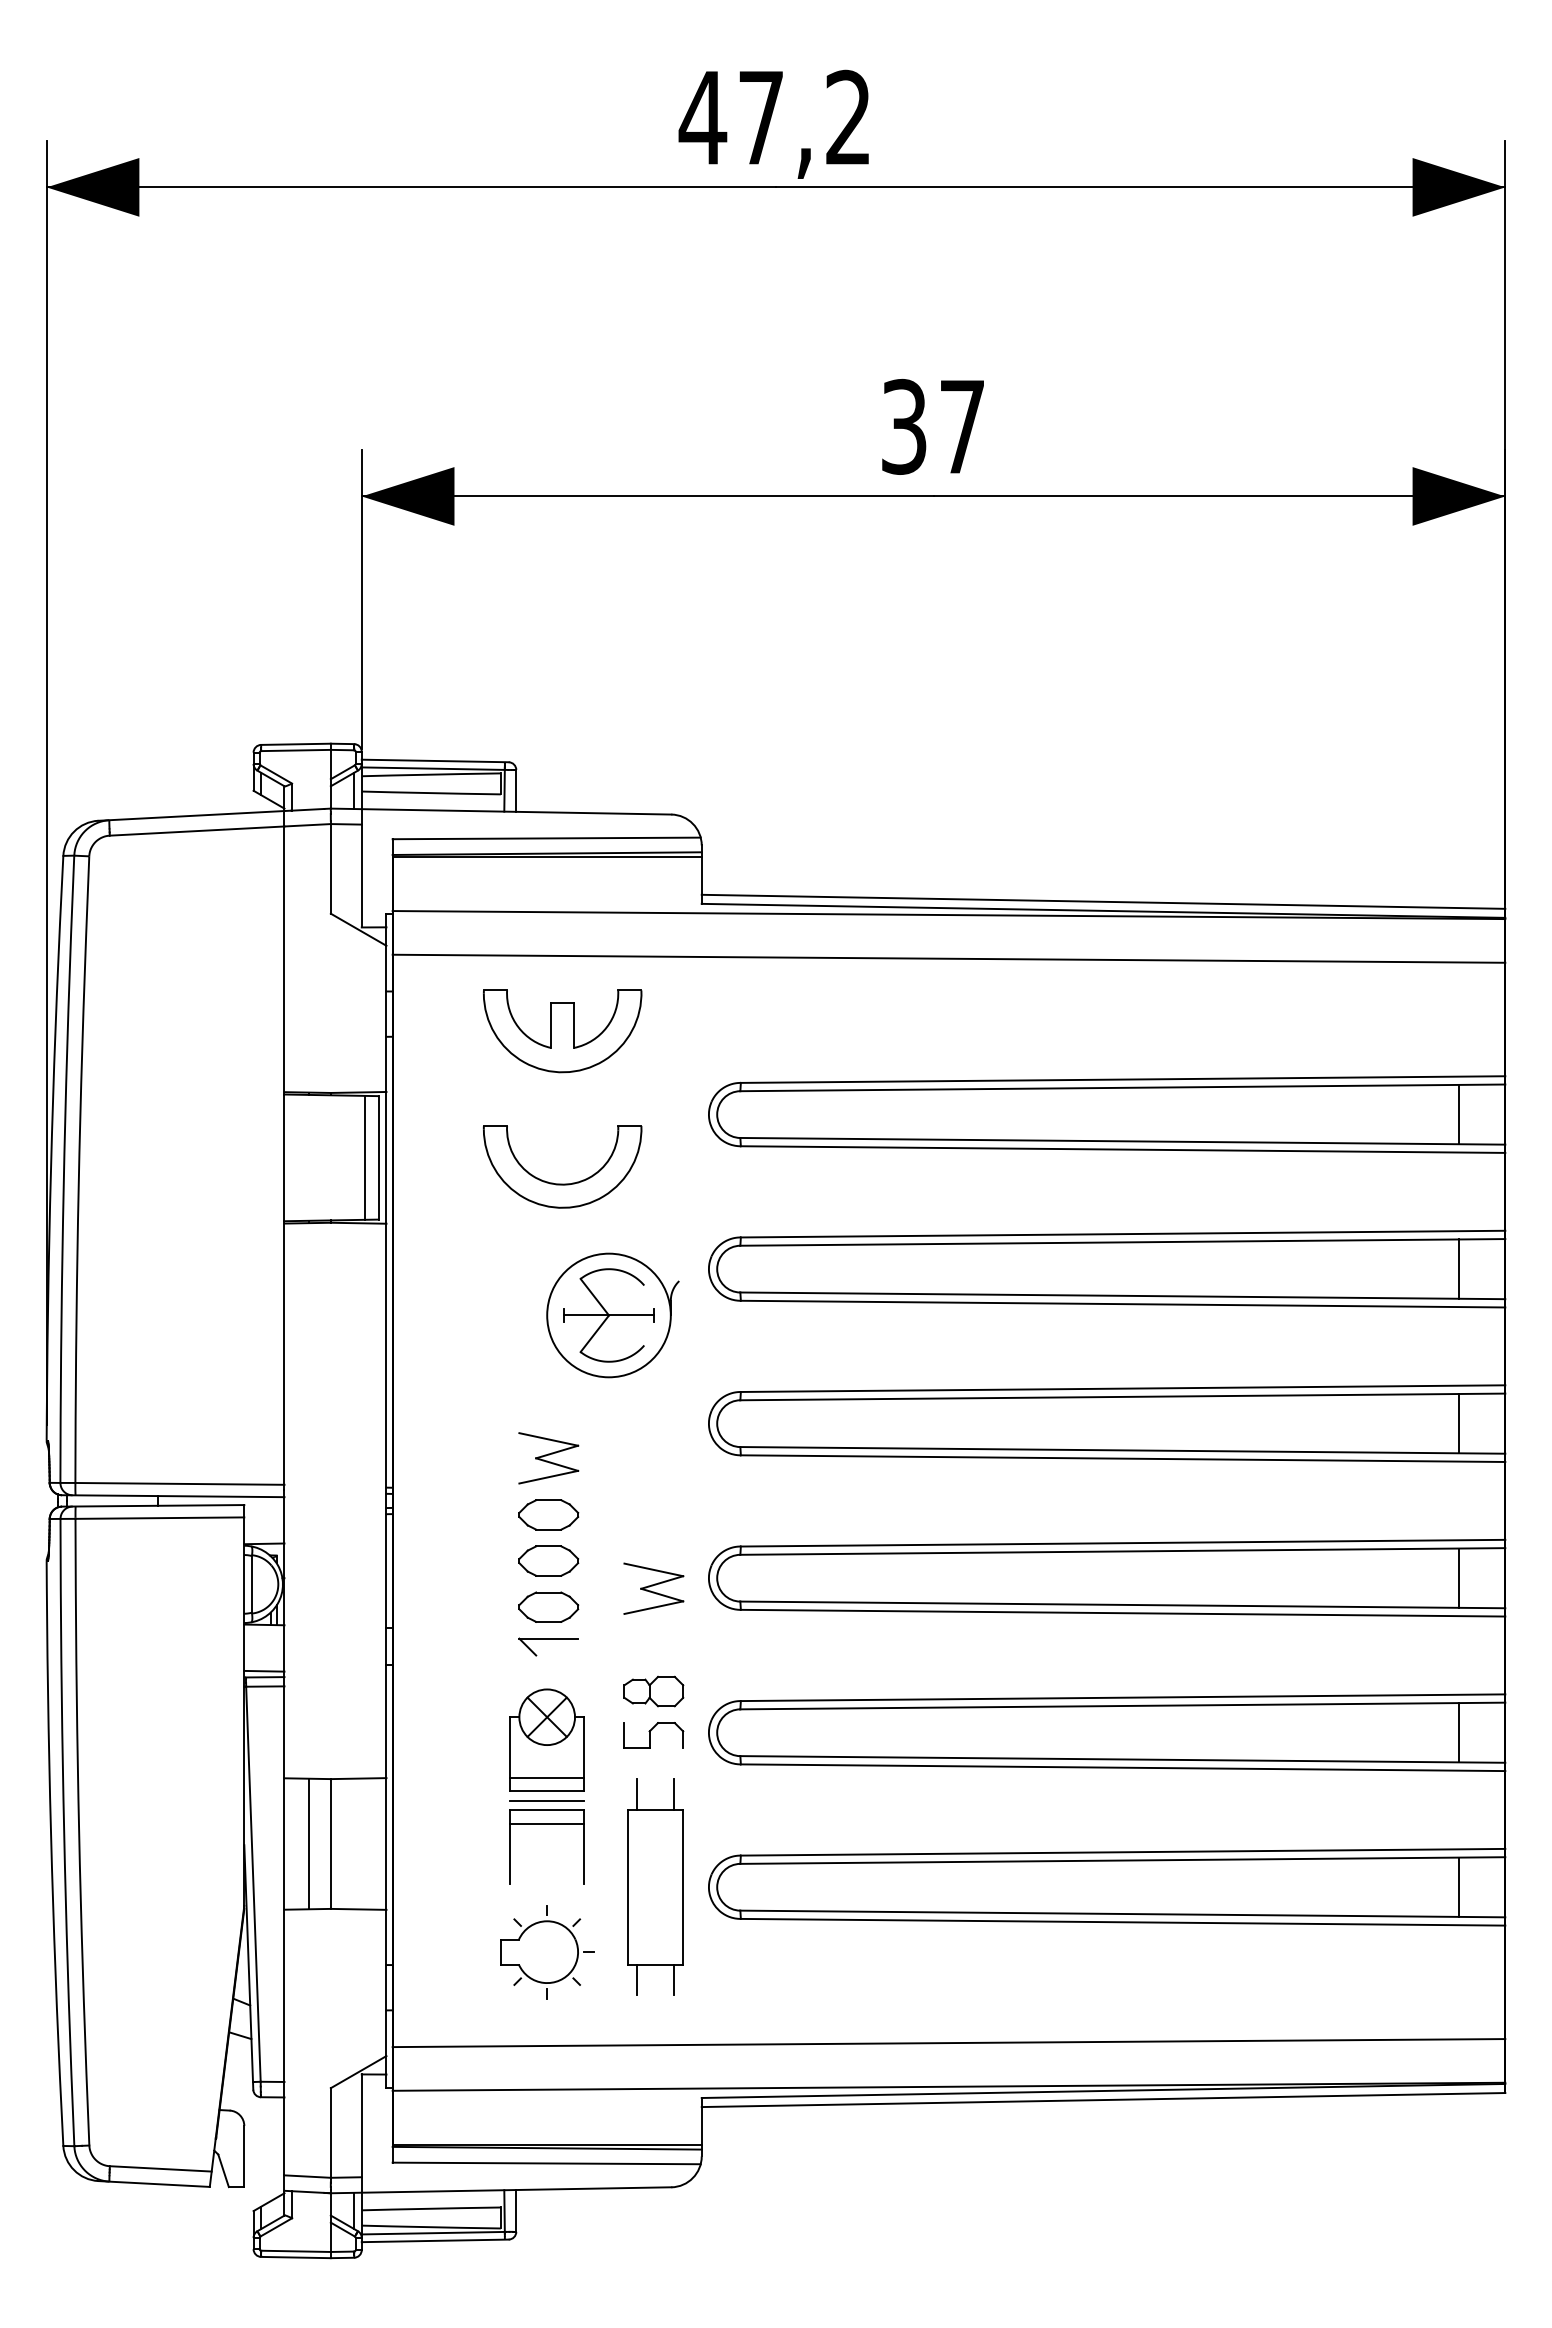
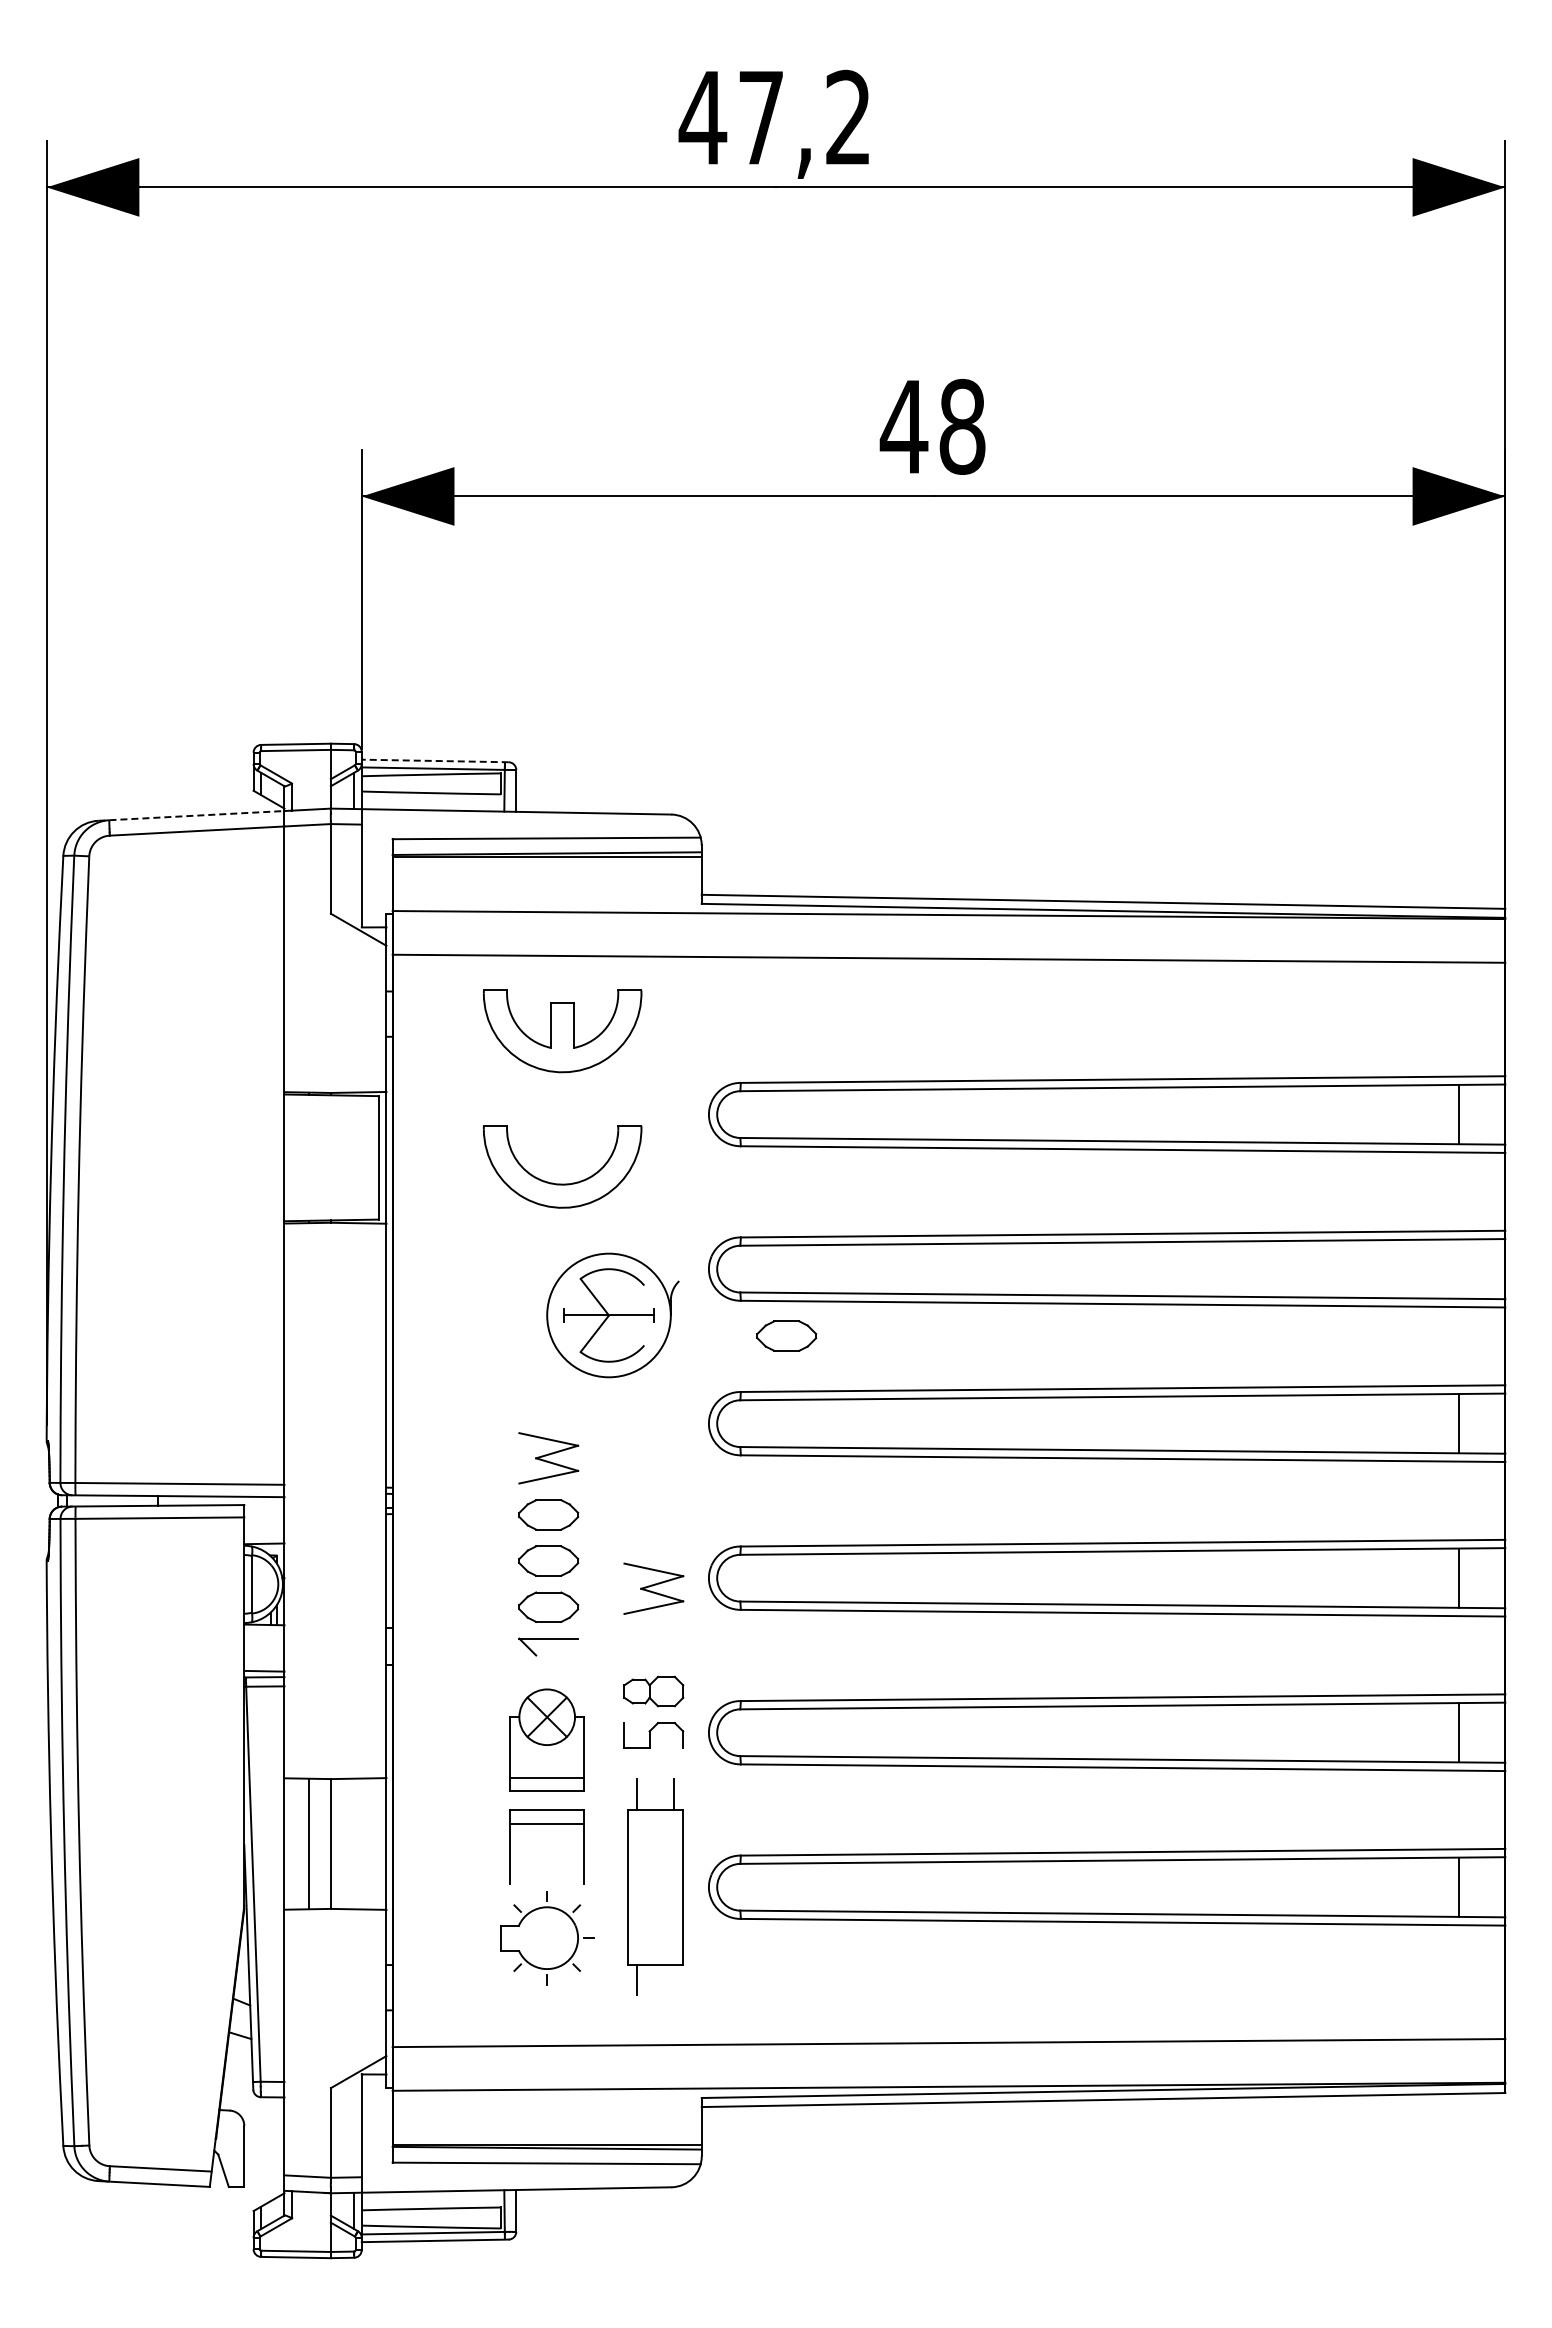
text: 37 -> 48 (932, 426)
line: solid -> dashed (434, 760)
line: solid -> dashed (191, 815)
line: present -> none (364, 1157)
line: present -> none (1458, 1268)
part: none -> present (786, 1335)
line: present -> none (546, 1800)
part position: (547, 1952) -> (547, 1938) (547, 1938)
line: present -> none (673, 1979)
